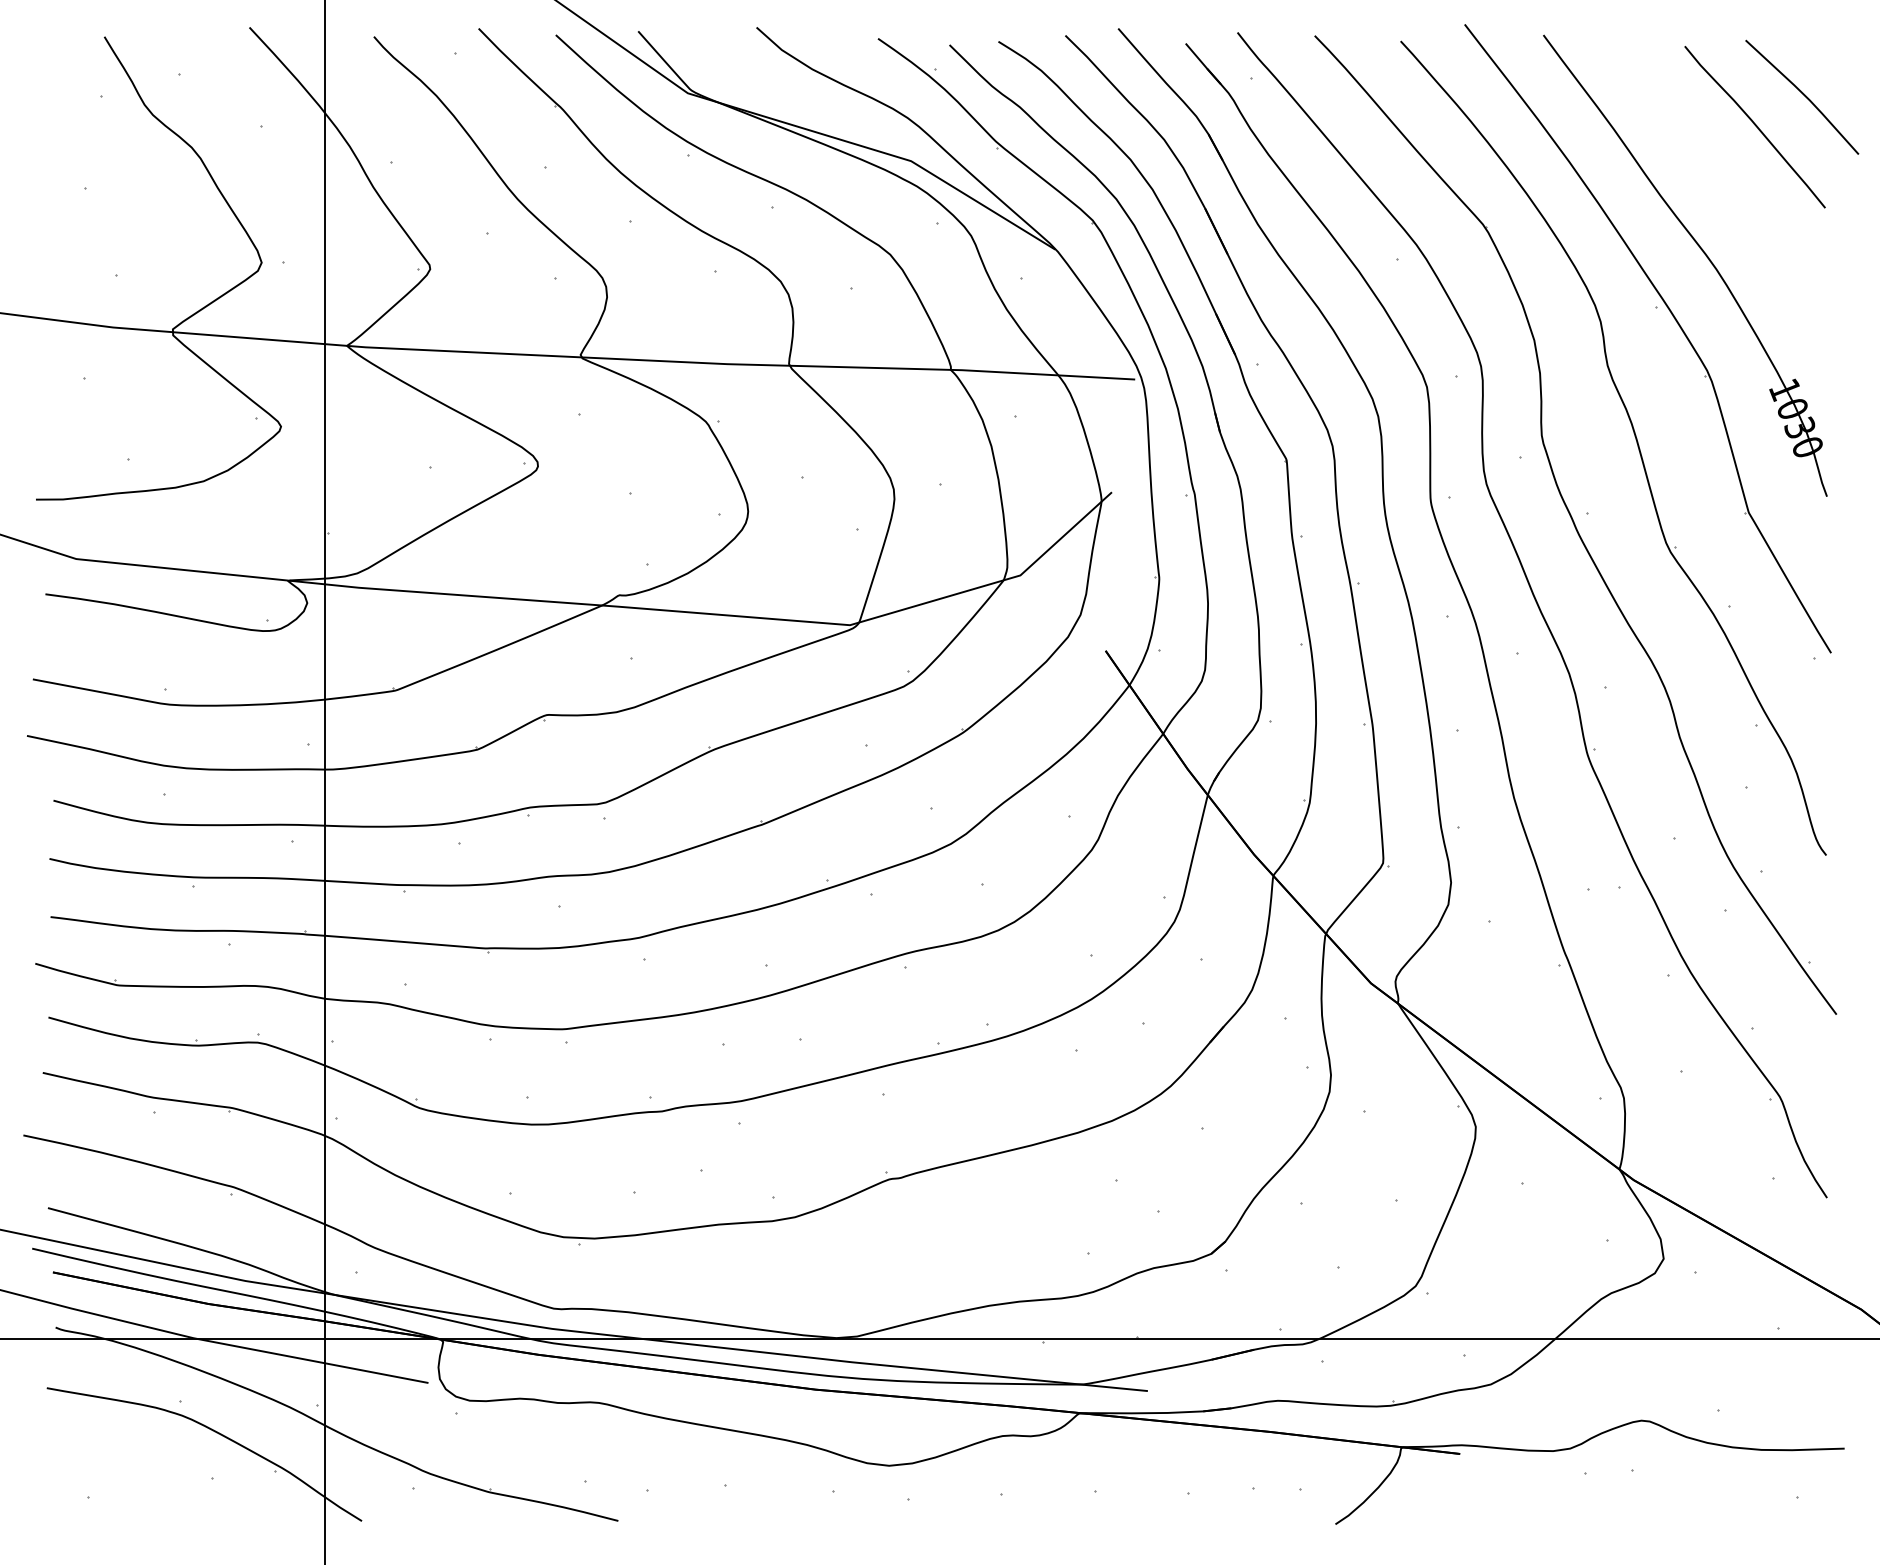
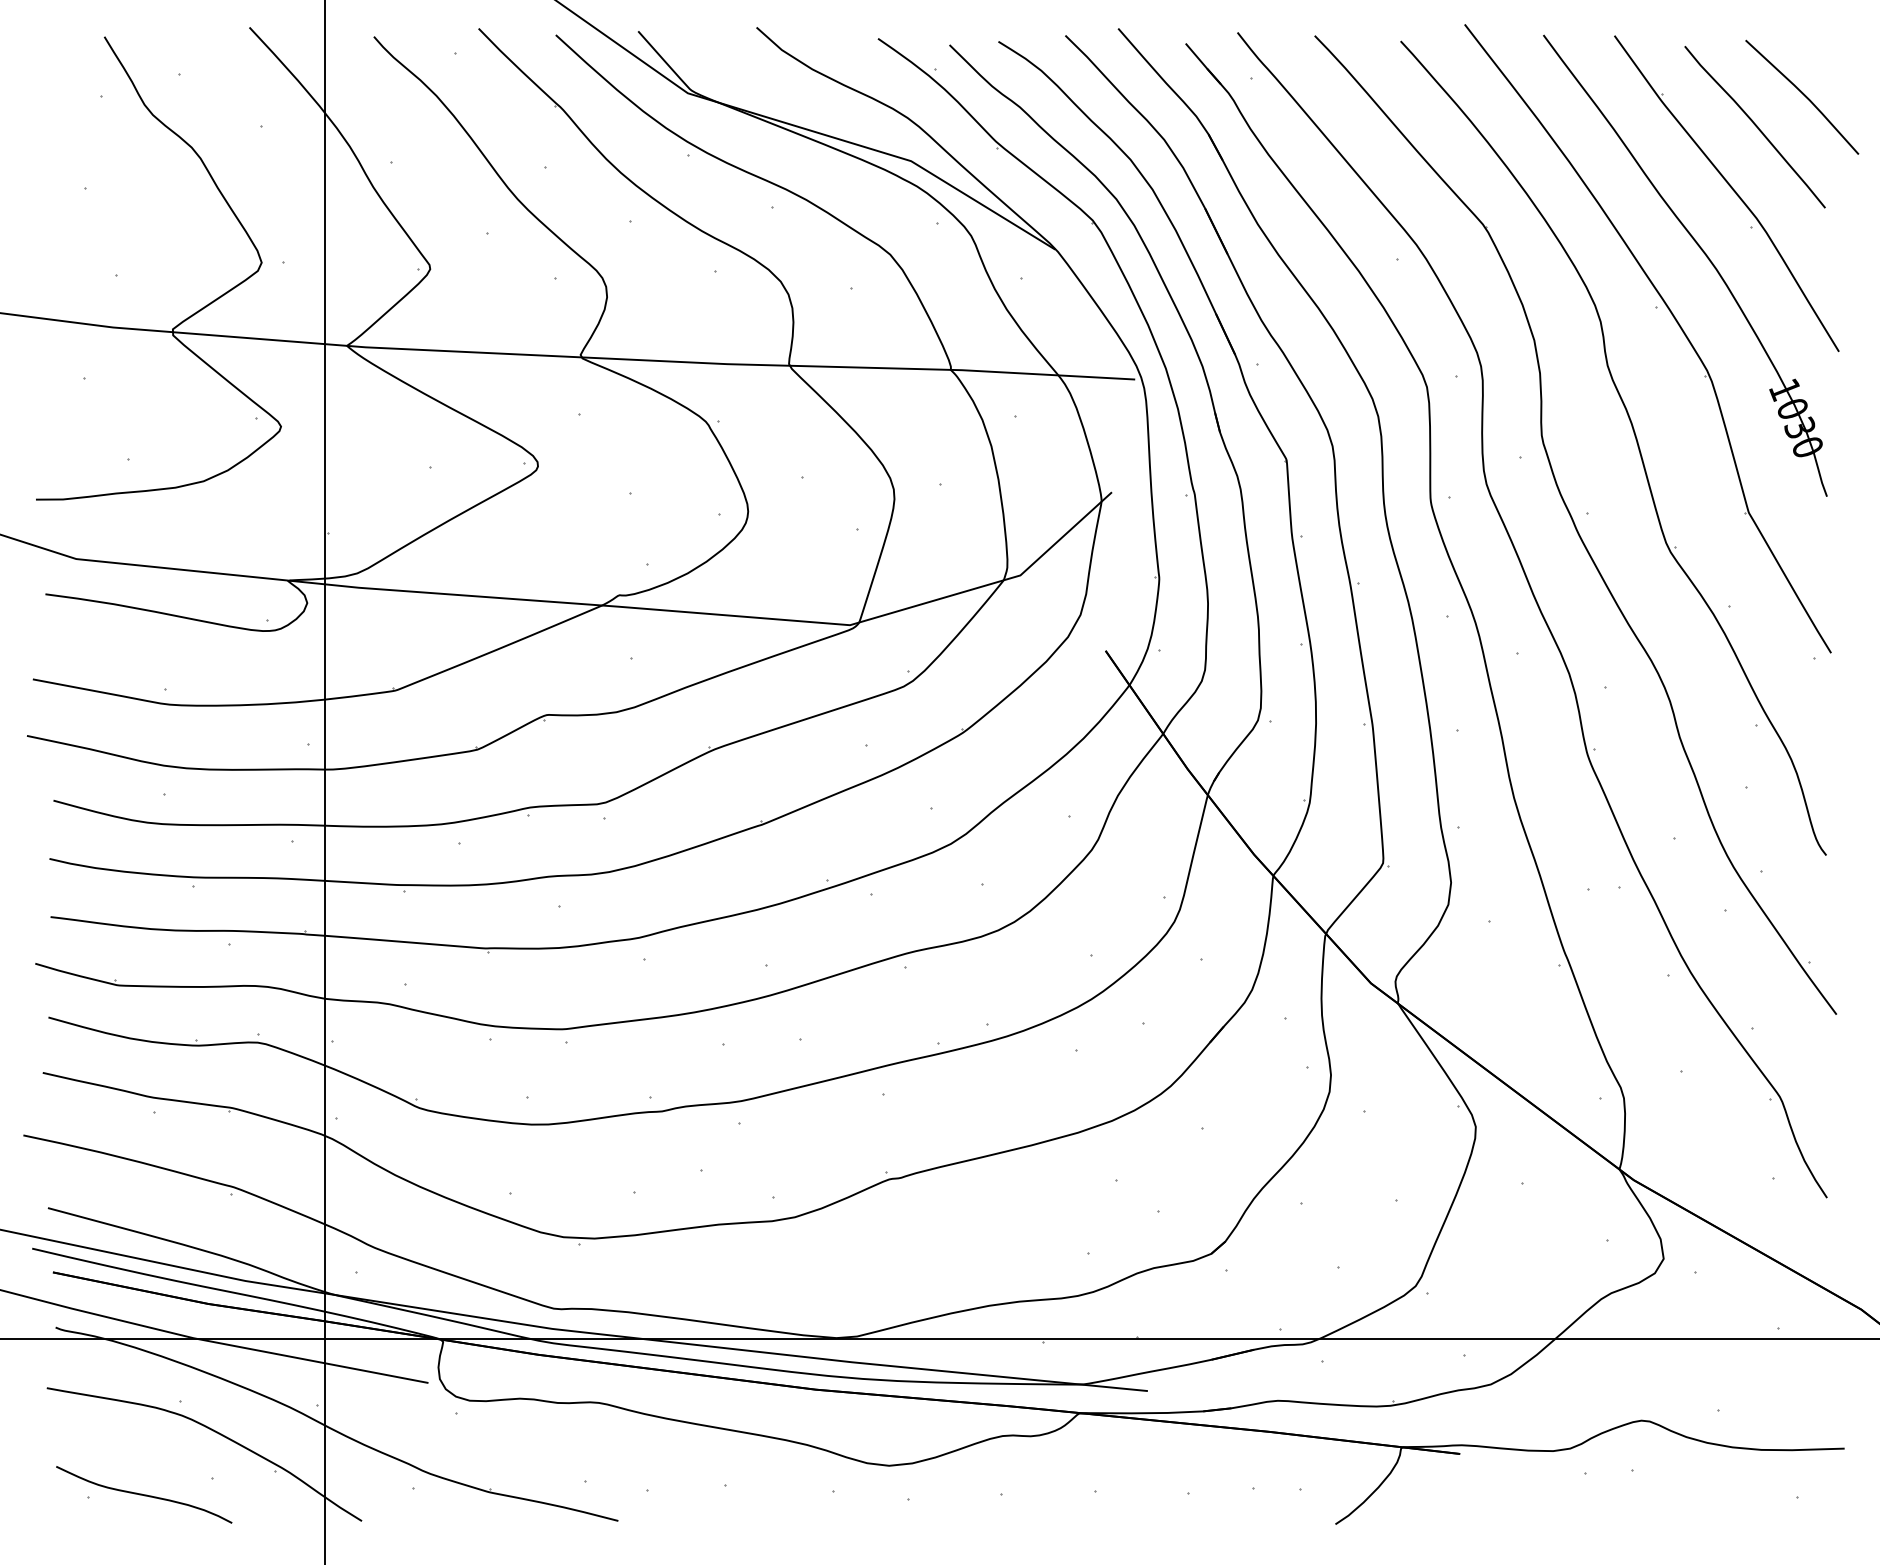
part: none -> present (1732, 190)
curve: none -> present (144, 1494)
